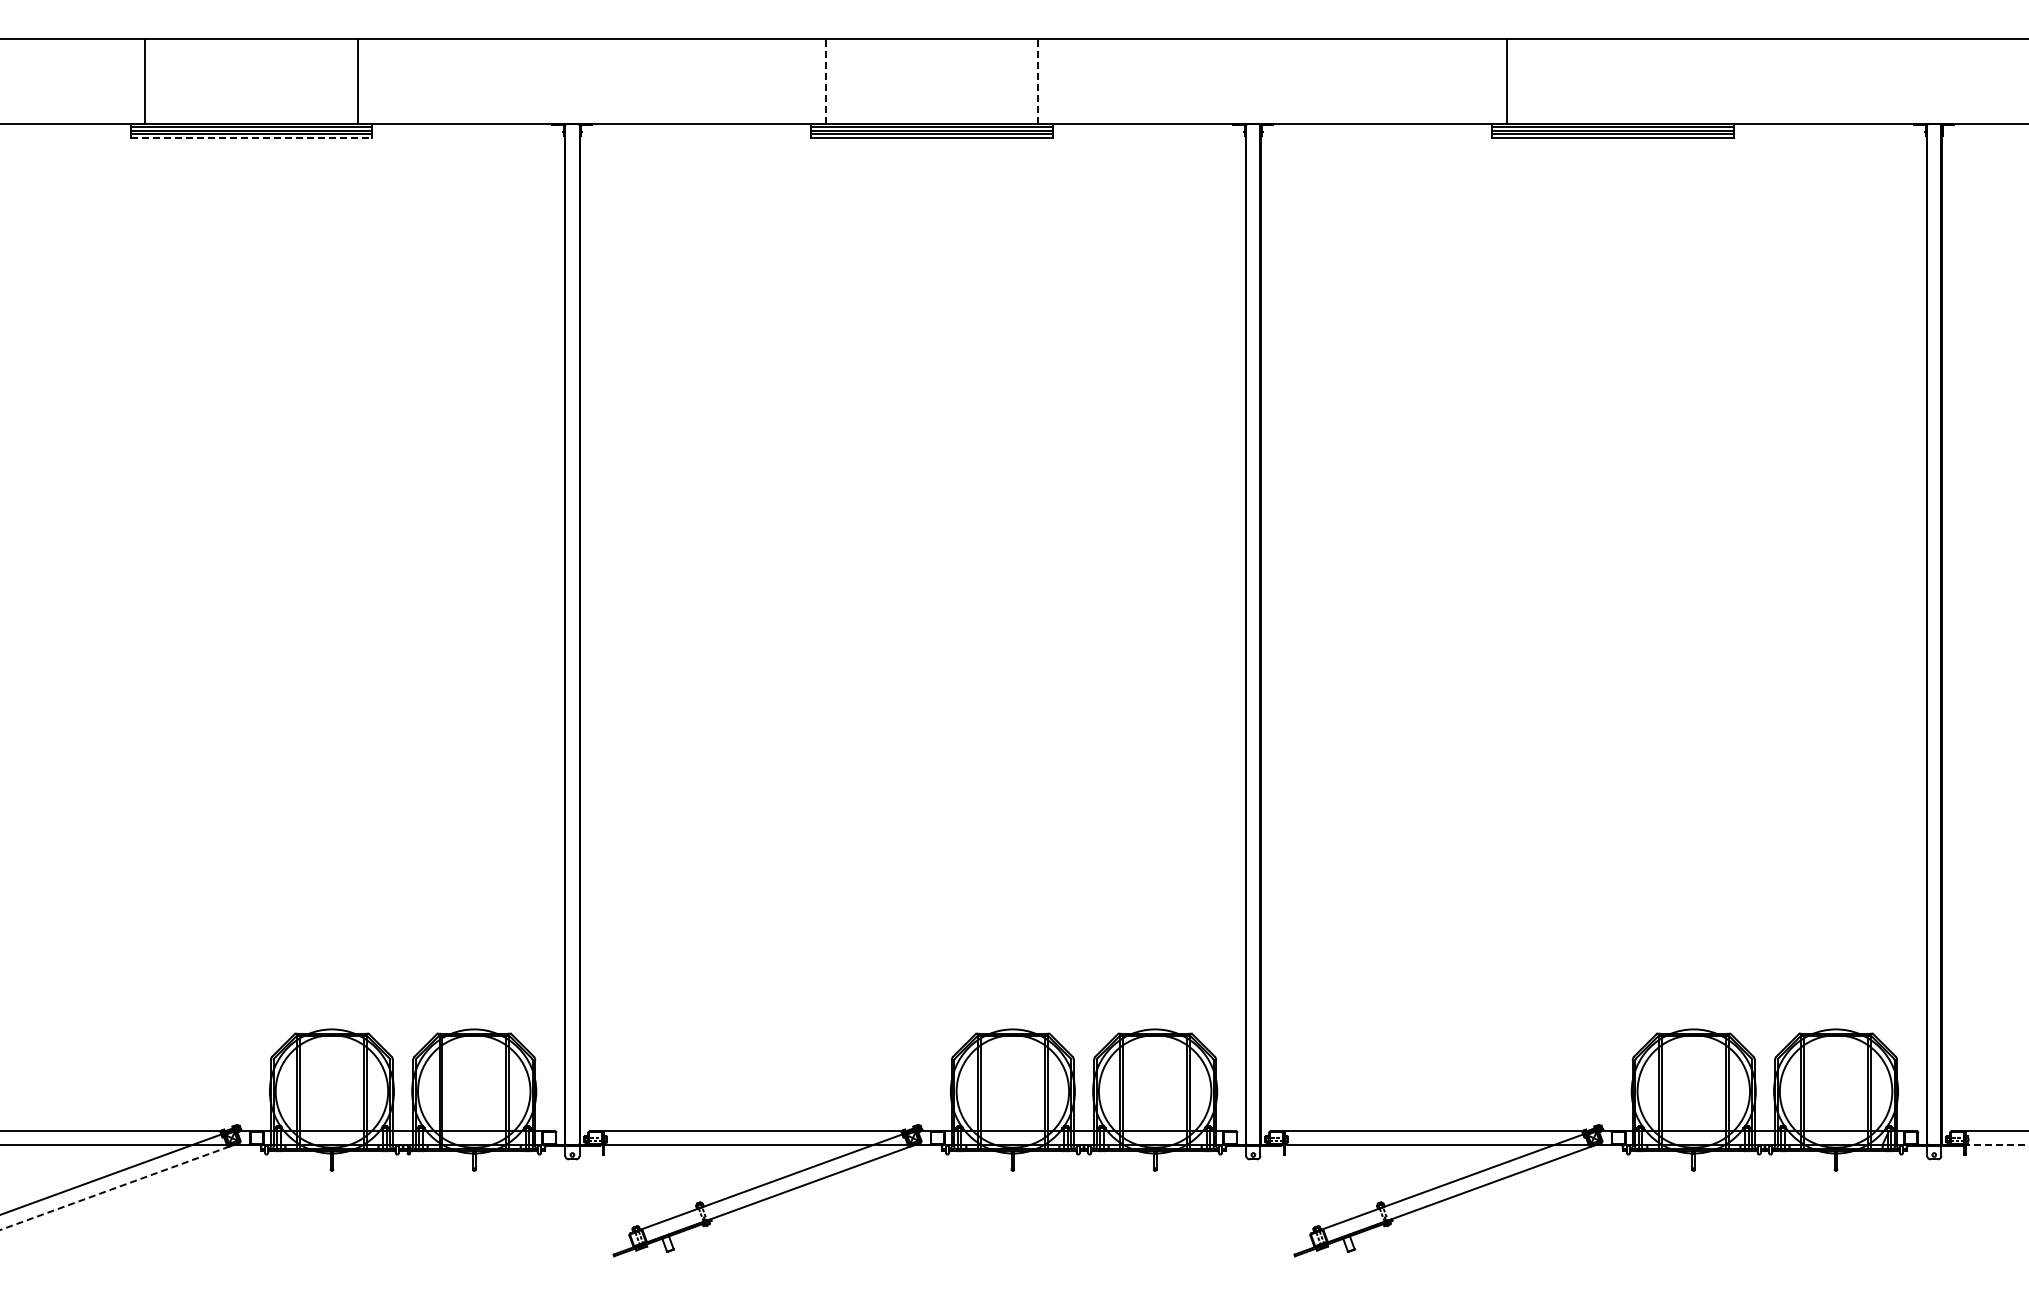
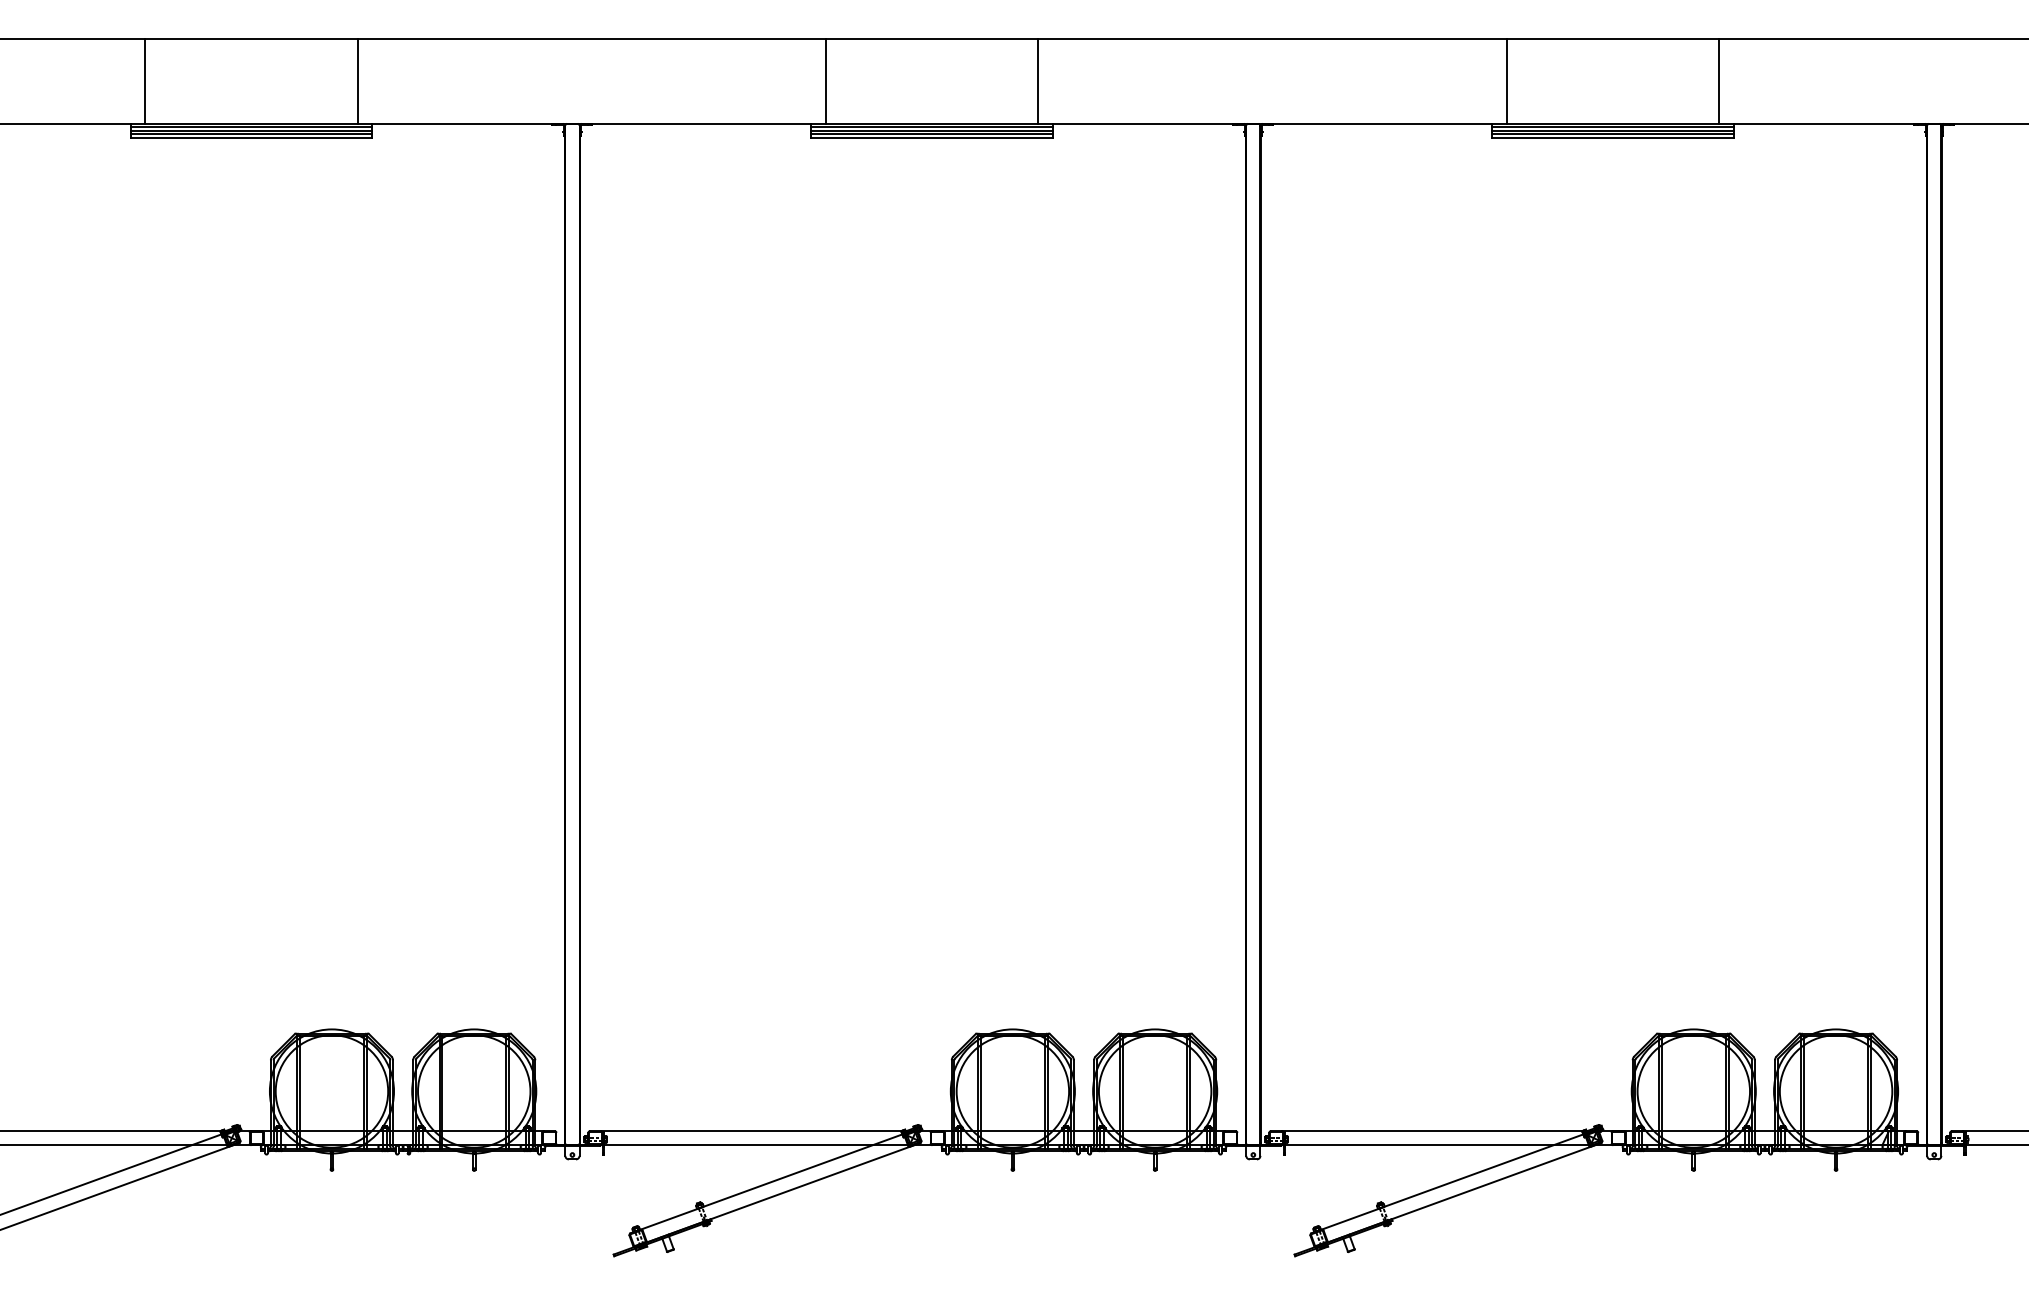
line: none -> present (1719, 80)
line: dashed -> solid (825, 81)
line: dashed -> solid (1038, 81)
line: dashed -> solid (251, 138)
line: dashed -> solid (1995, 1145)
line: dashed -> solid (120, 1186)
